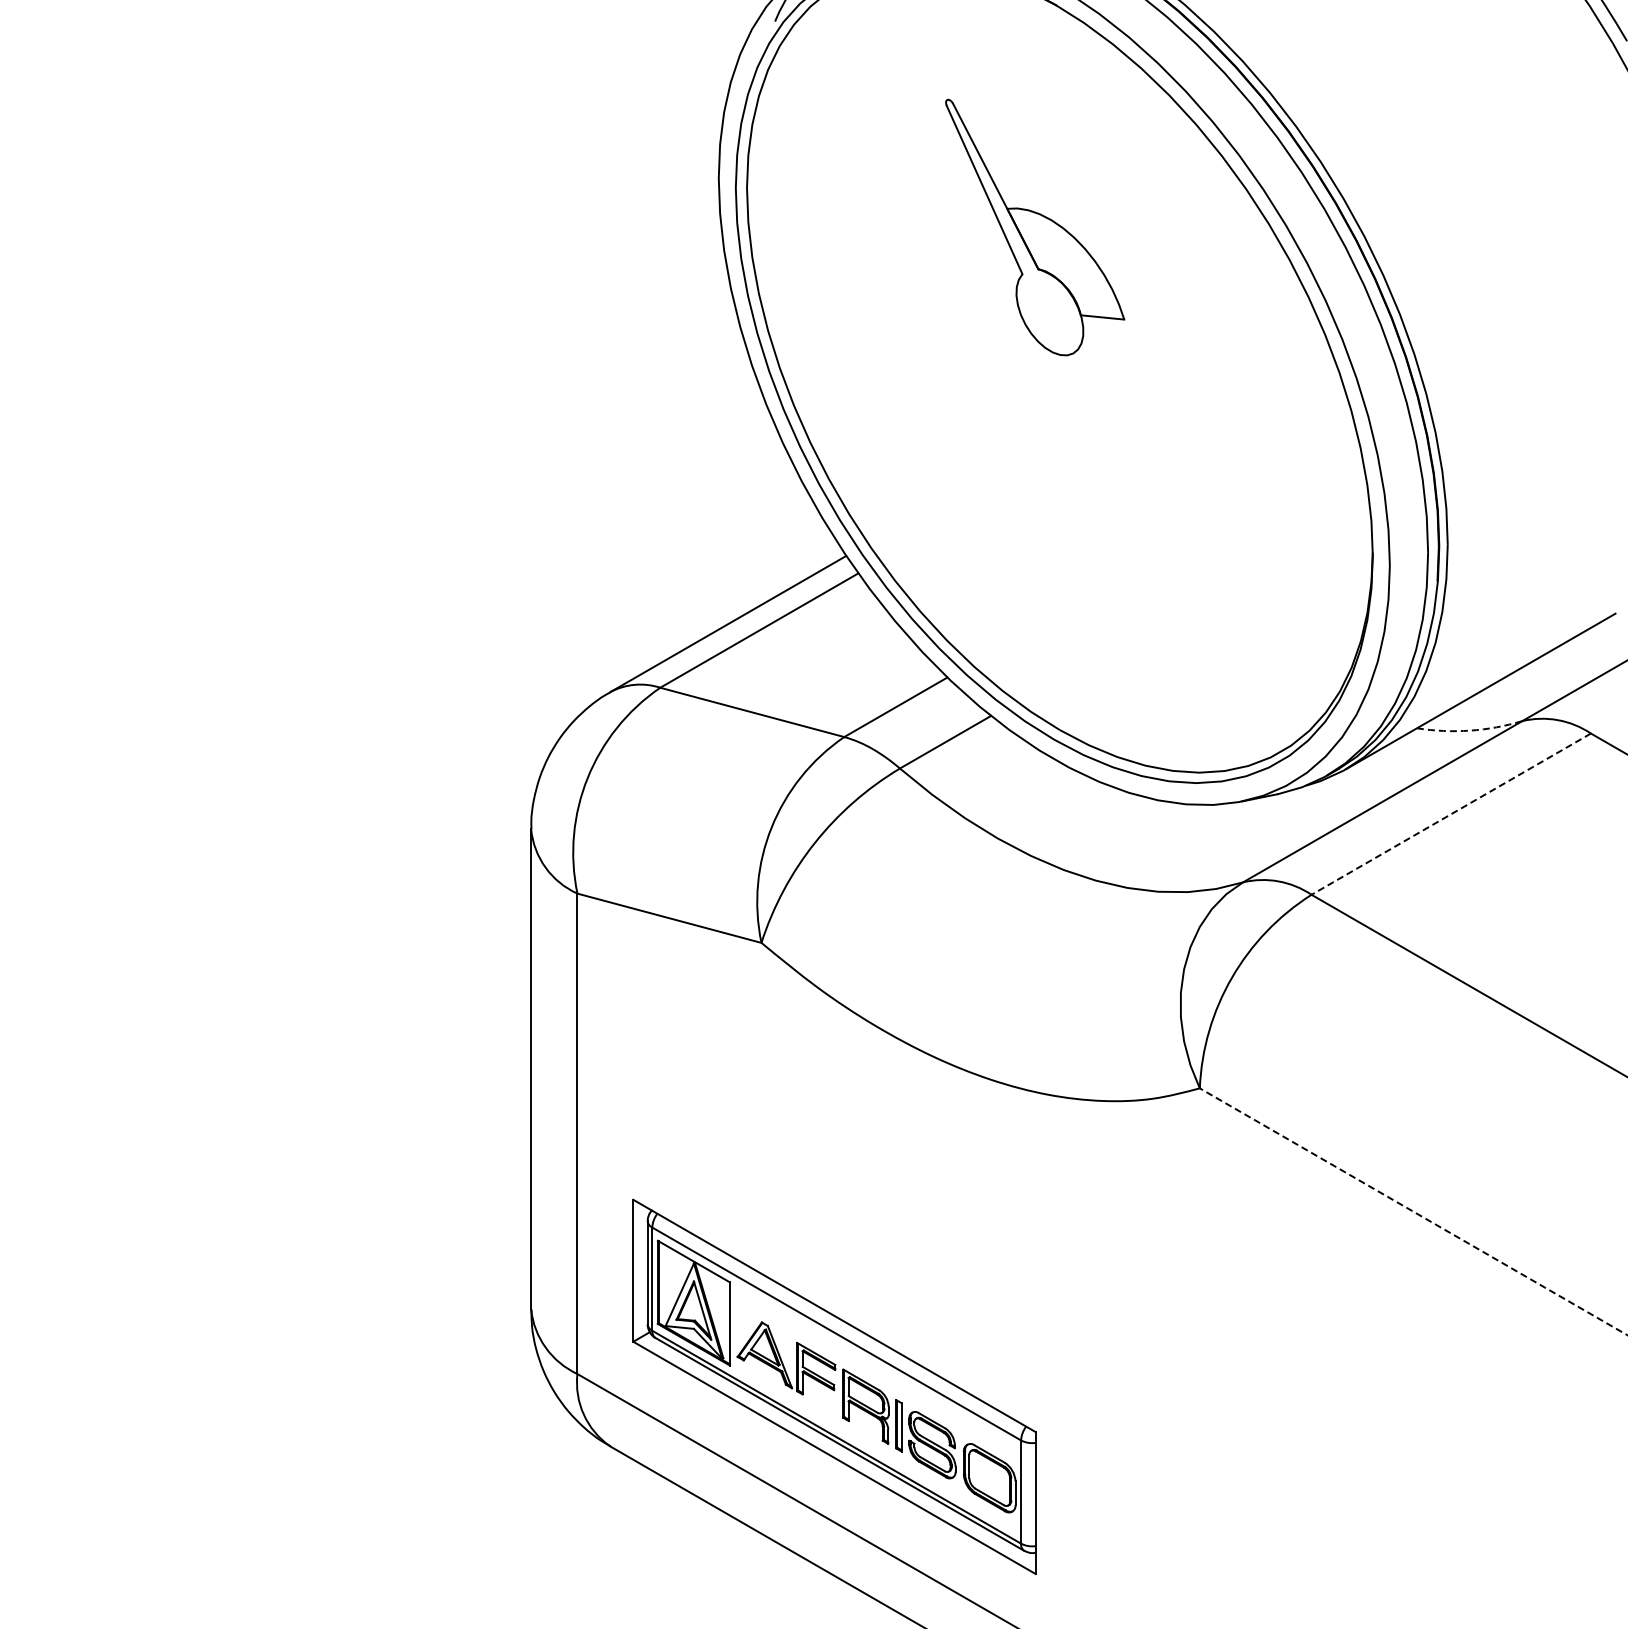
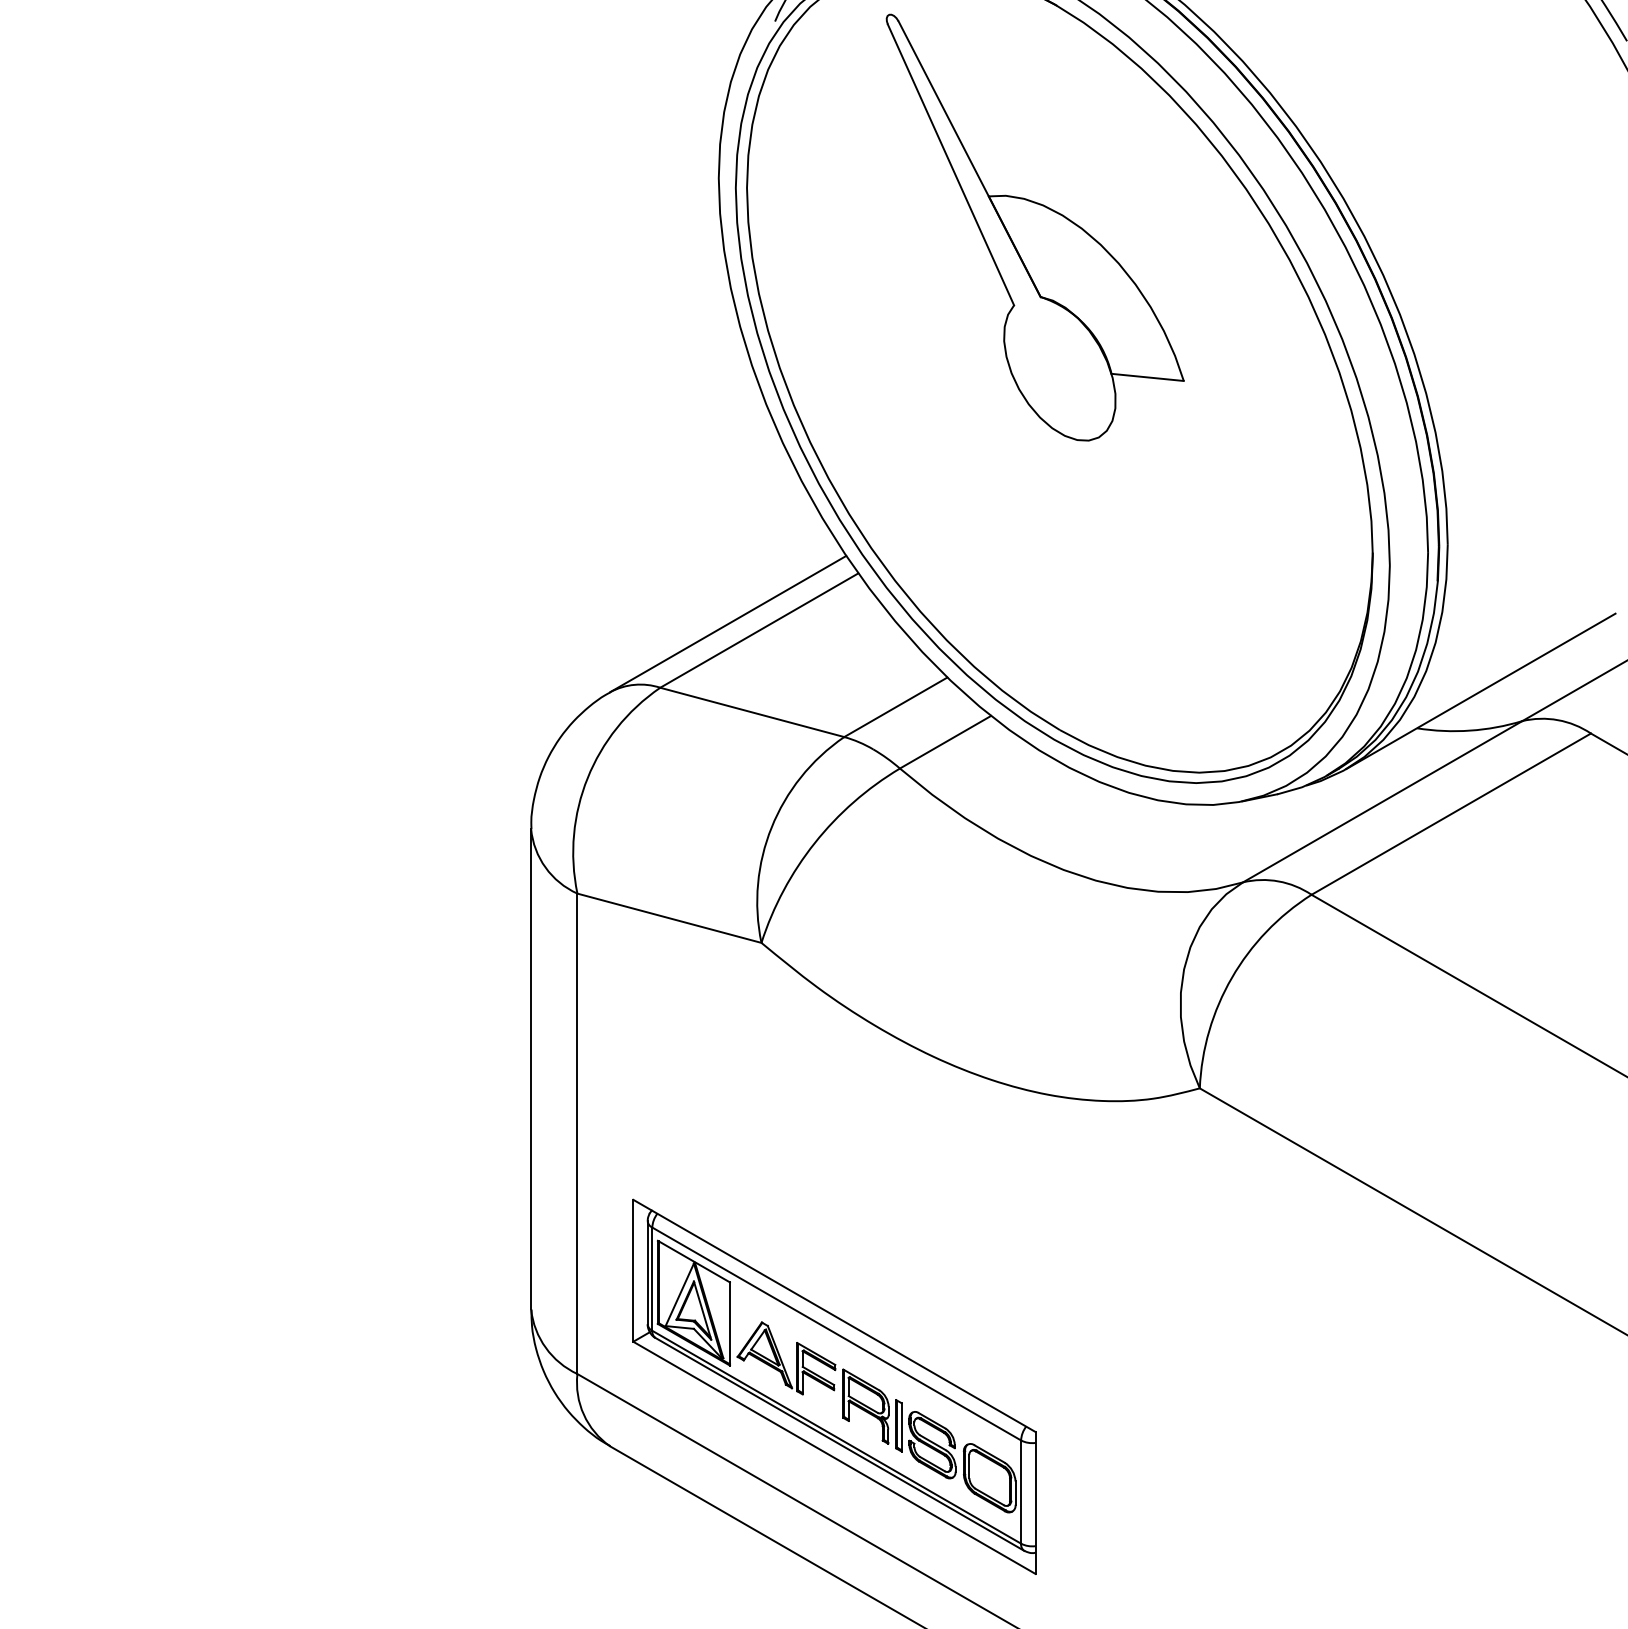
part size: 181x258 px -> 300x429 px (1034, 227)
arc: dashed -> solid (1470, 730)
line: dashed -> solid (1450, 814)
line: dashed -> solid (1413, 1211)
